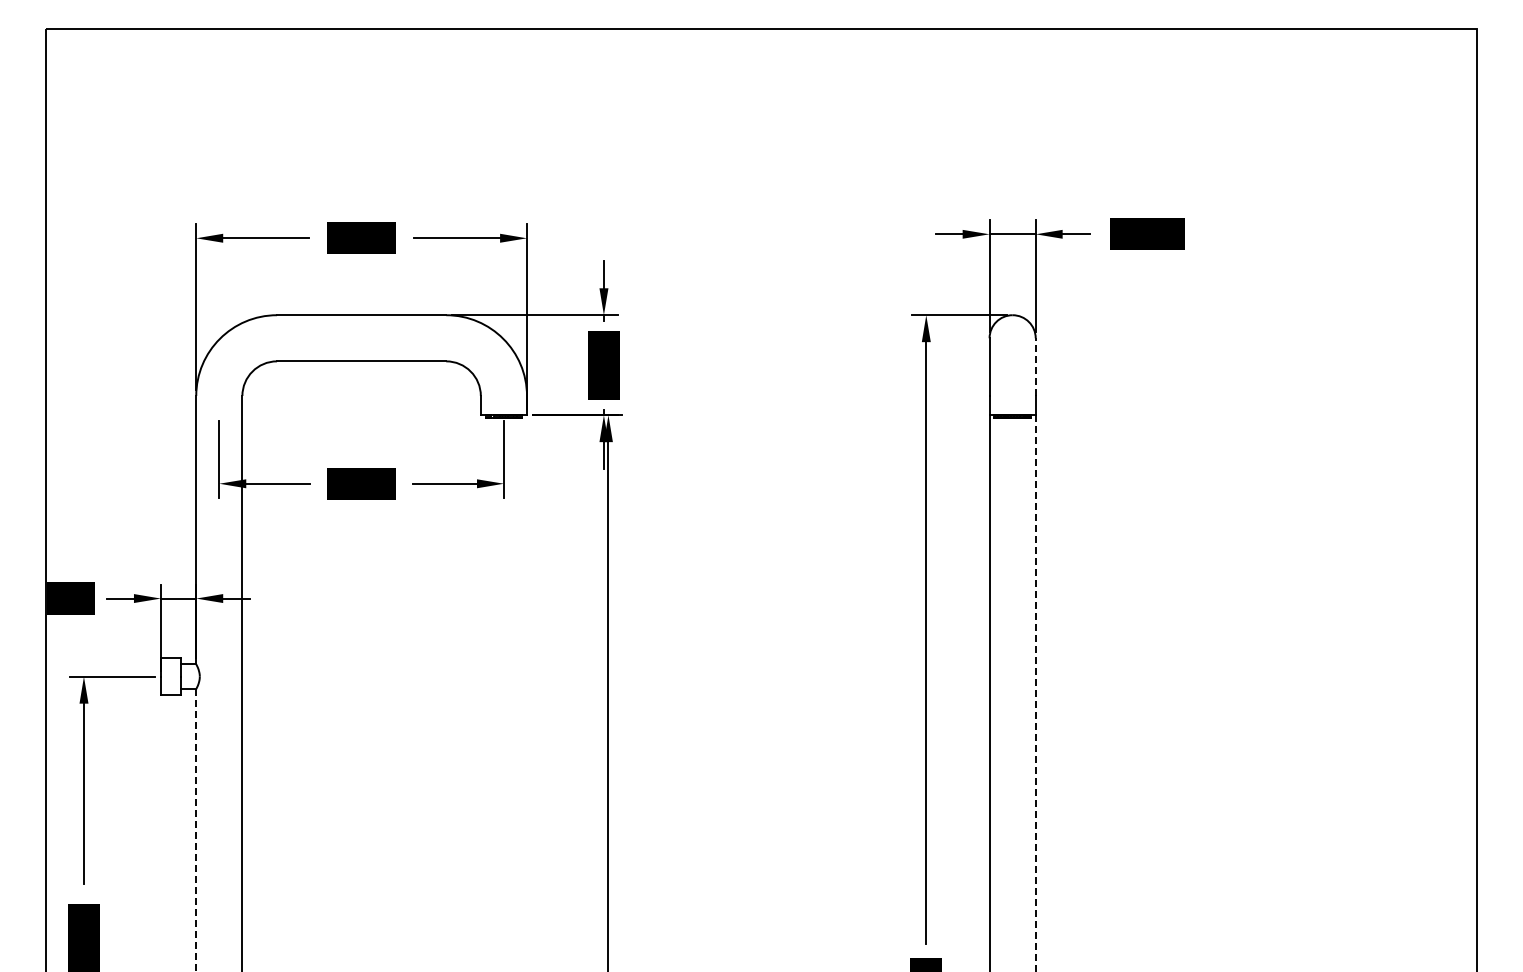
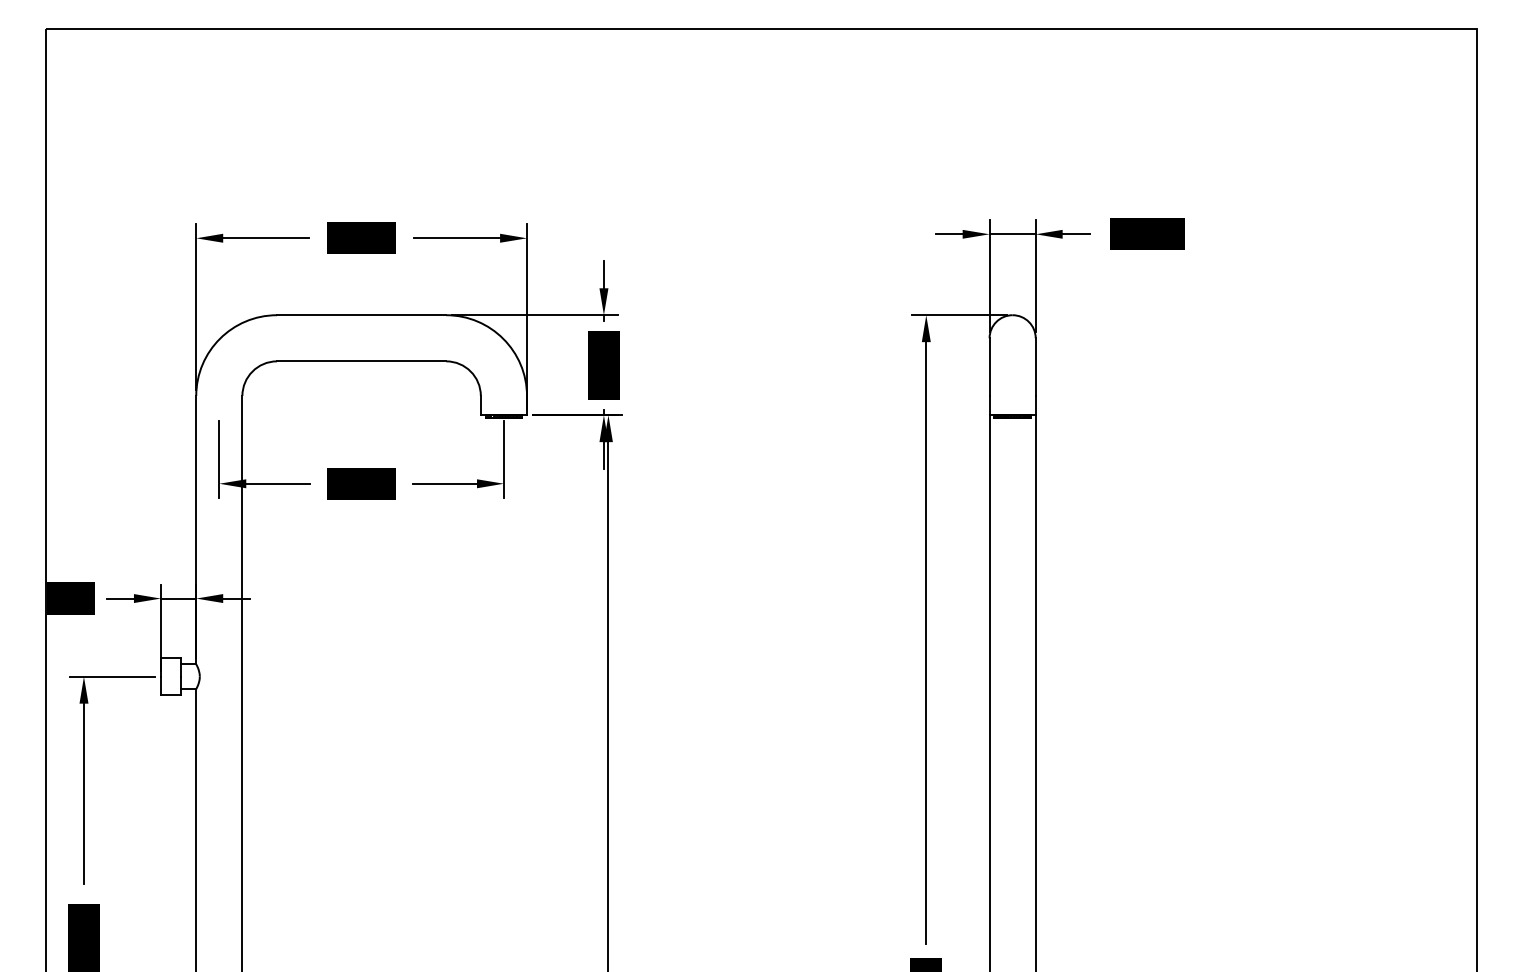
line: dashed -> solid (1035, 367)
line: dashed -> solid (1035, 694)
line: dashed -> solid (196, 831)
